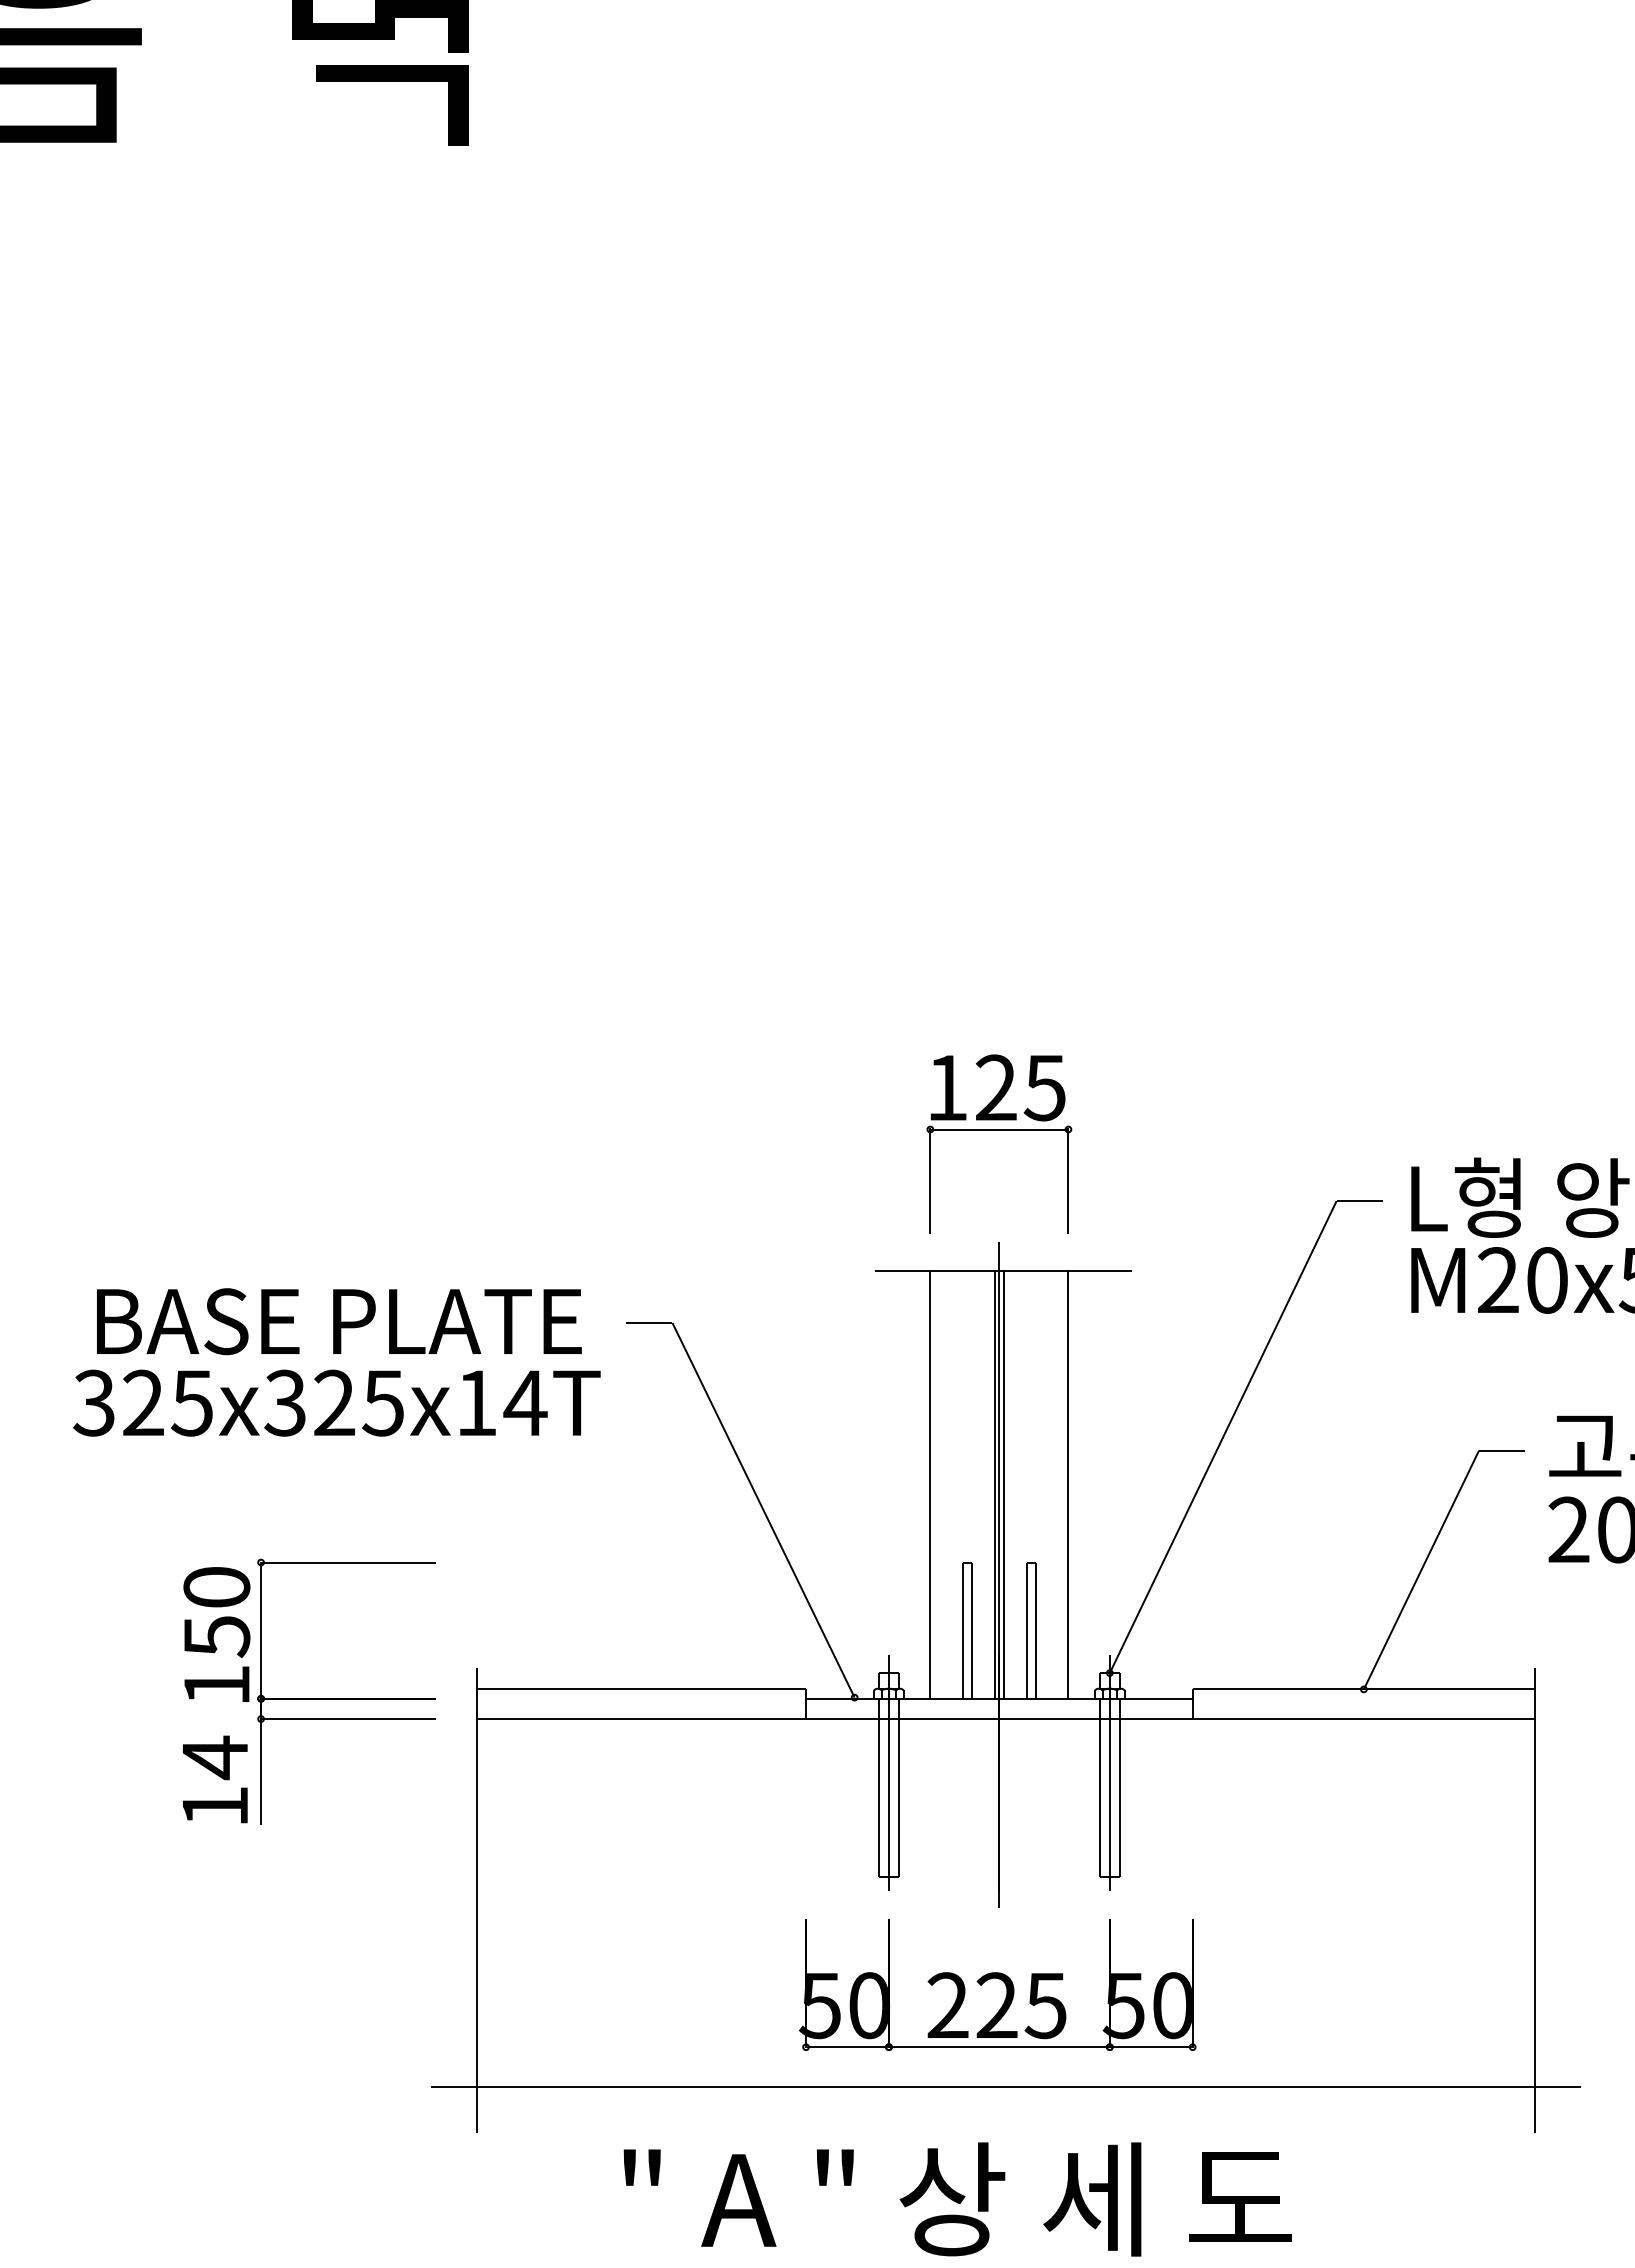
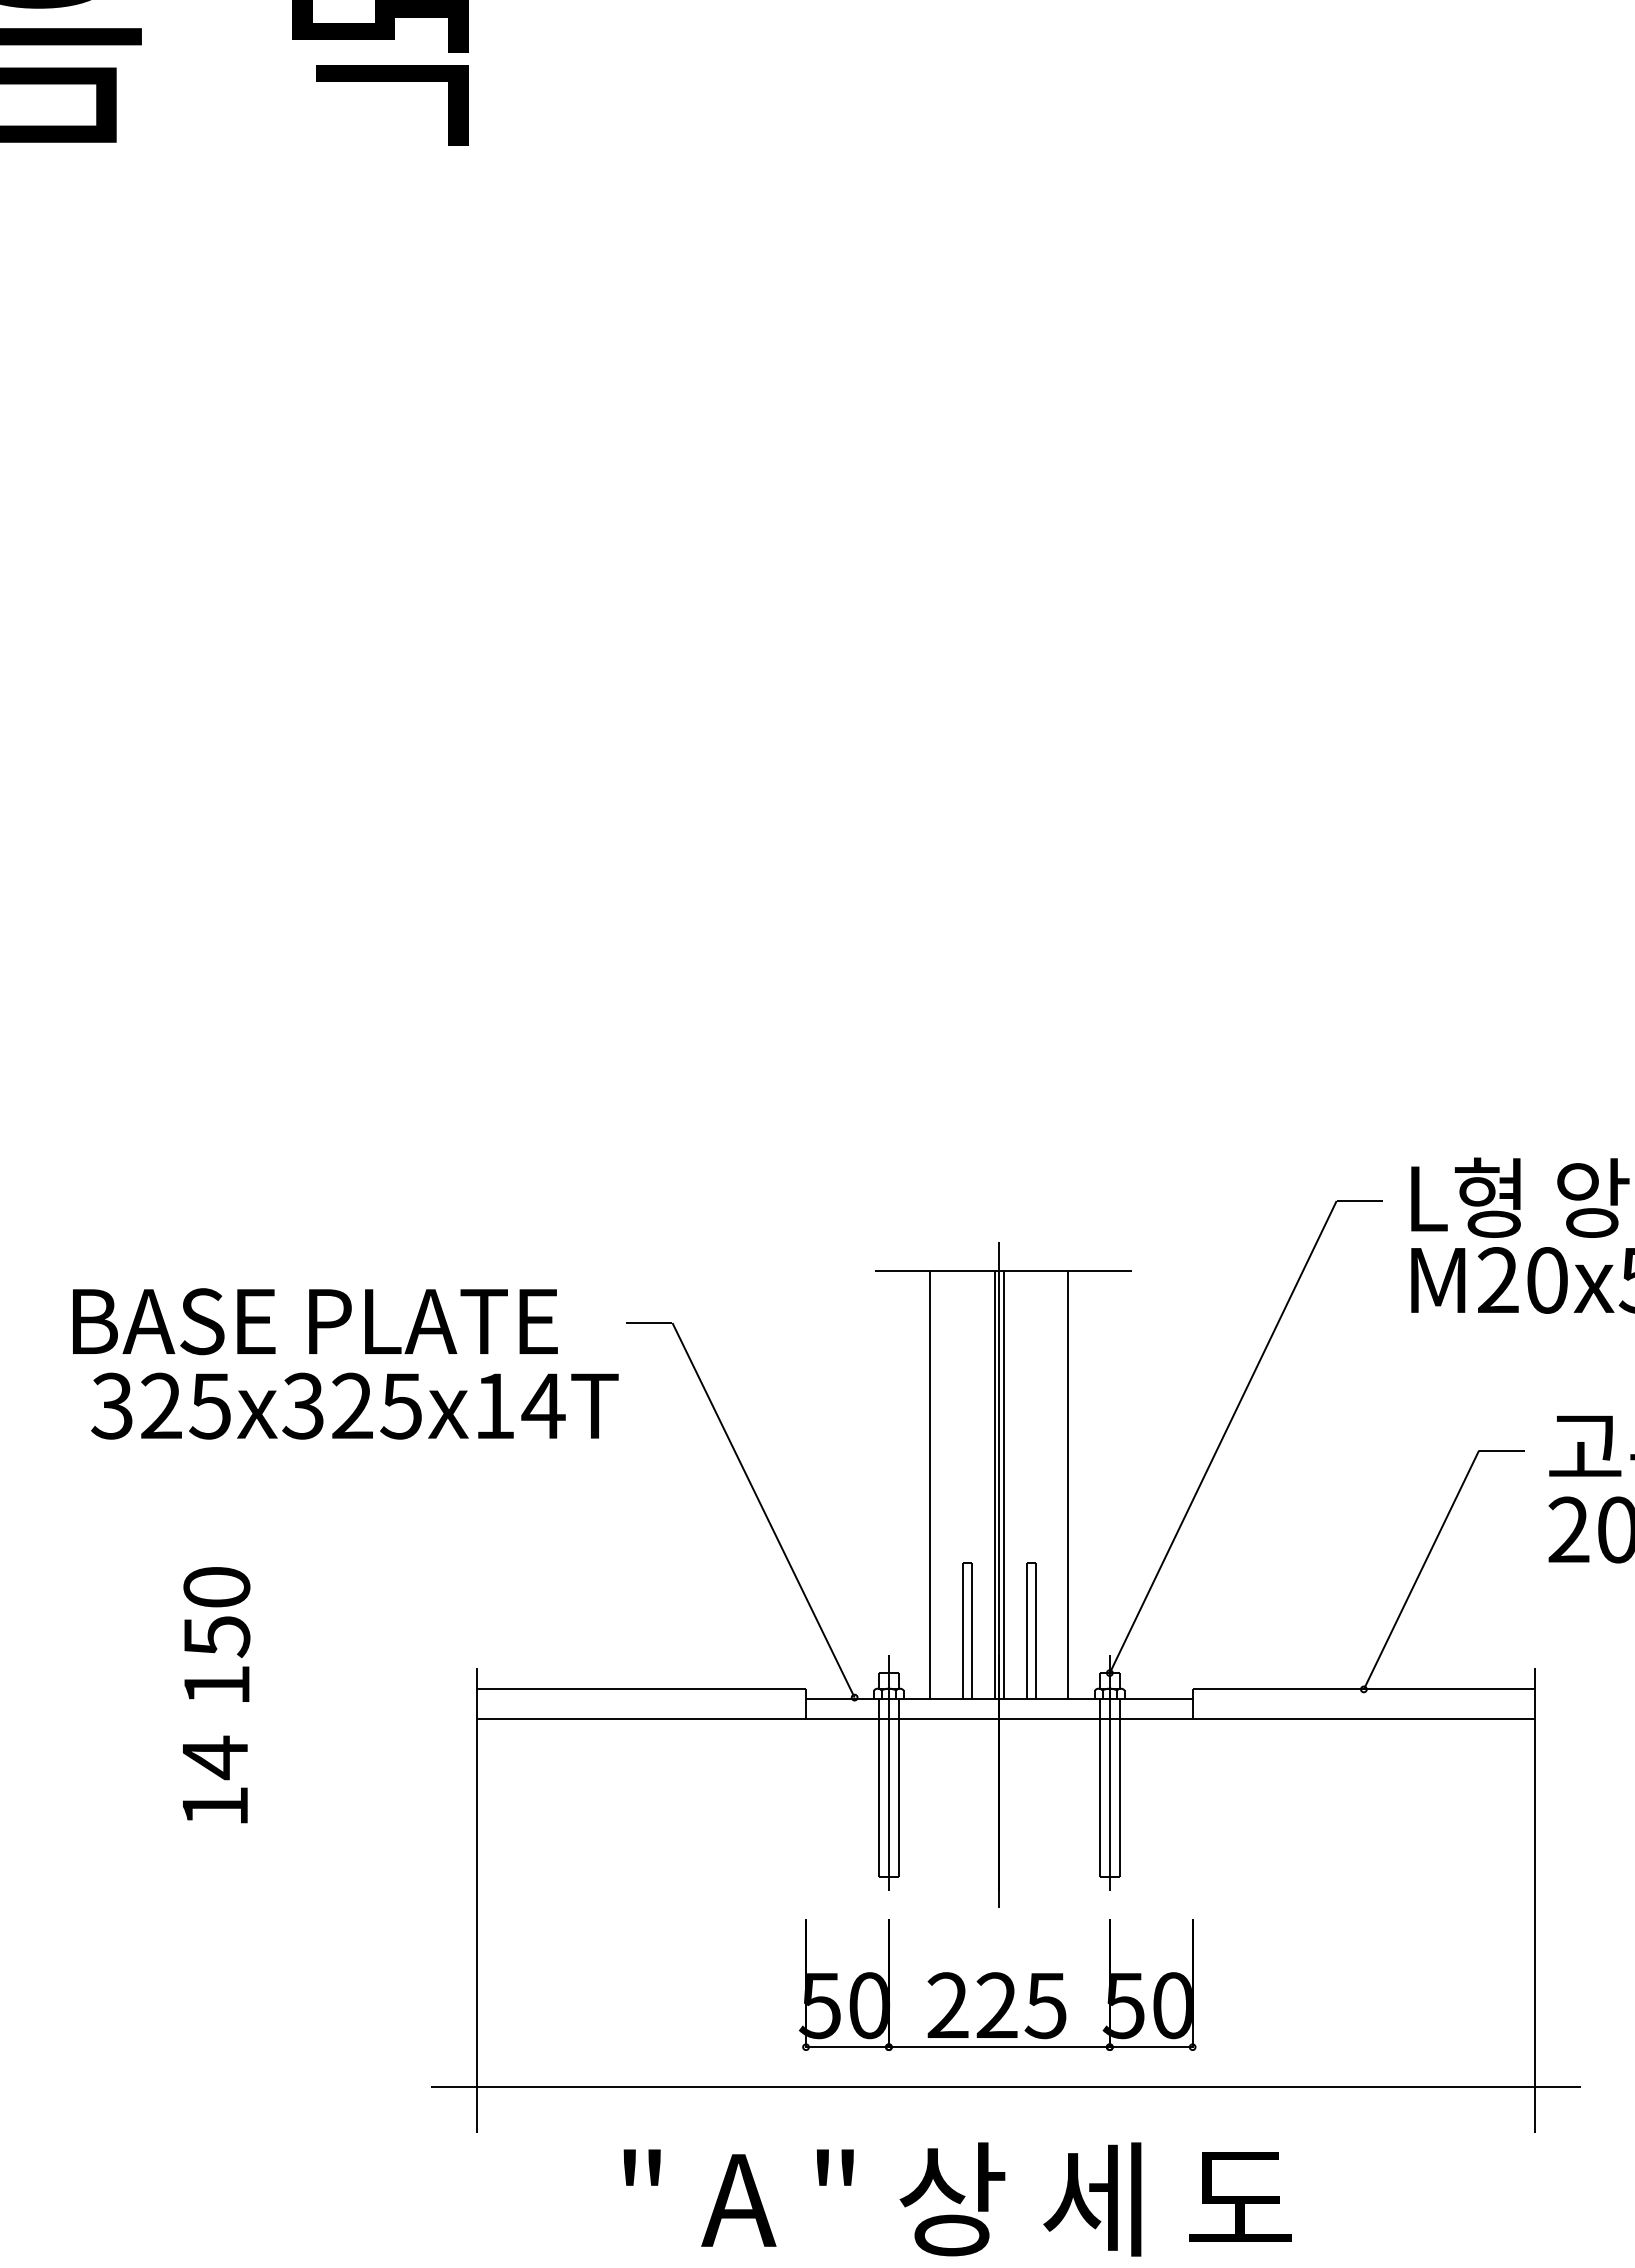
part: present -> none (999, 1130)
text position: (339, 1321) -> (315, 1321) (315, 1321)
text position: (336, 1402) -> (354, 1405) (354, 1405)
part: present -> none (346, 1698)
